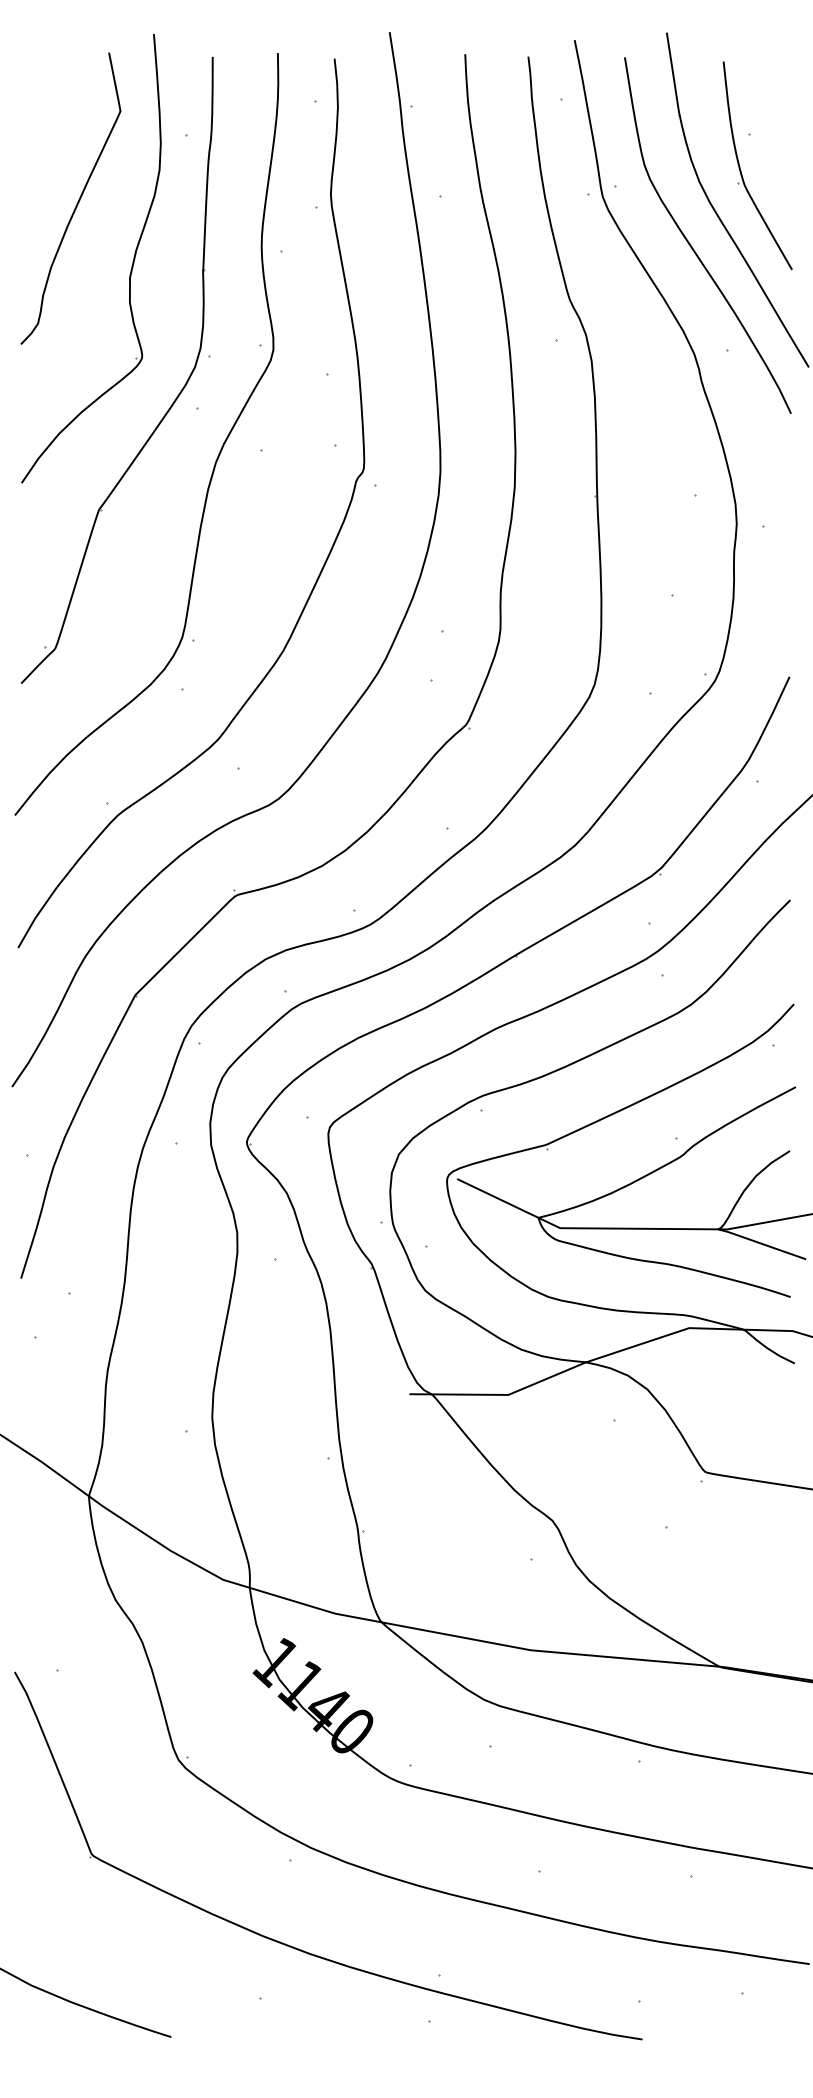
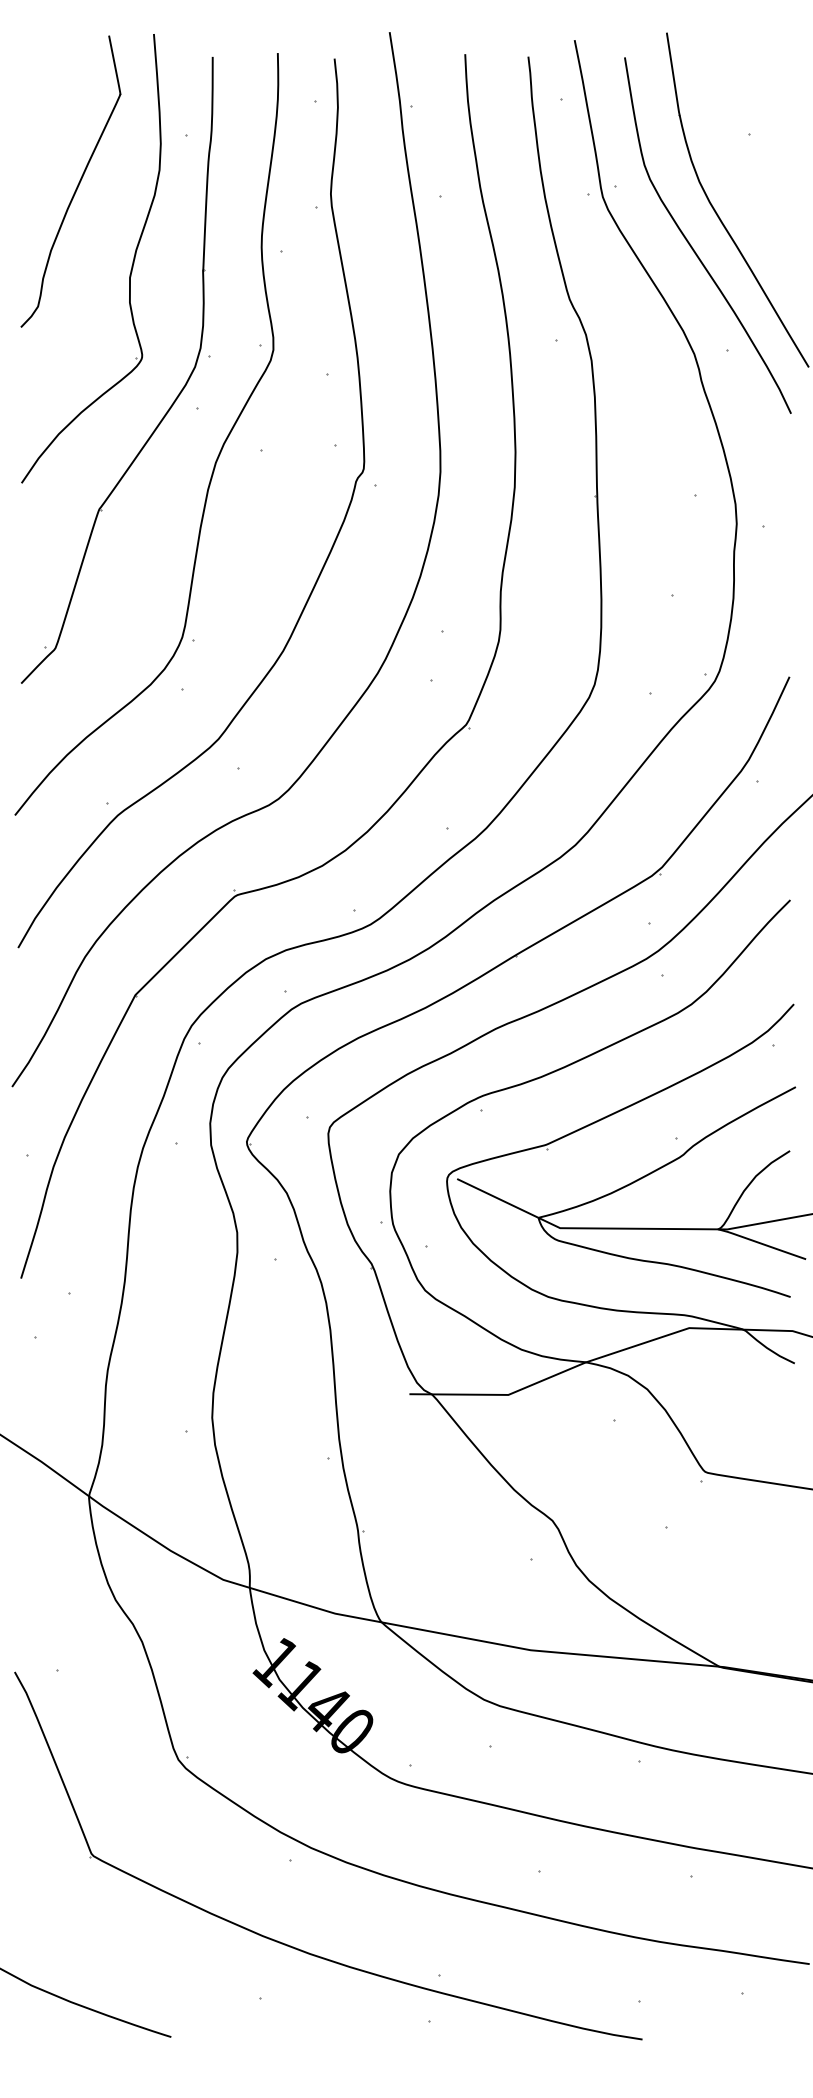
part: present -> none (741, 170)
part position: (77, 201) -> (77, 184) (77, 184)
